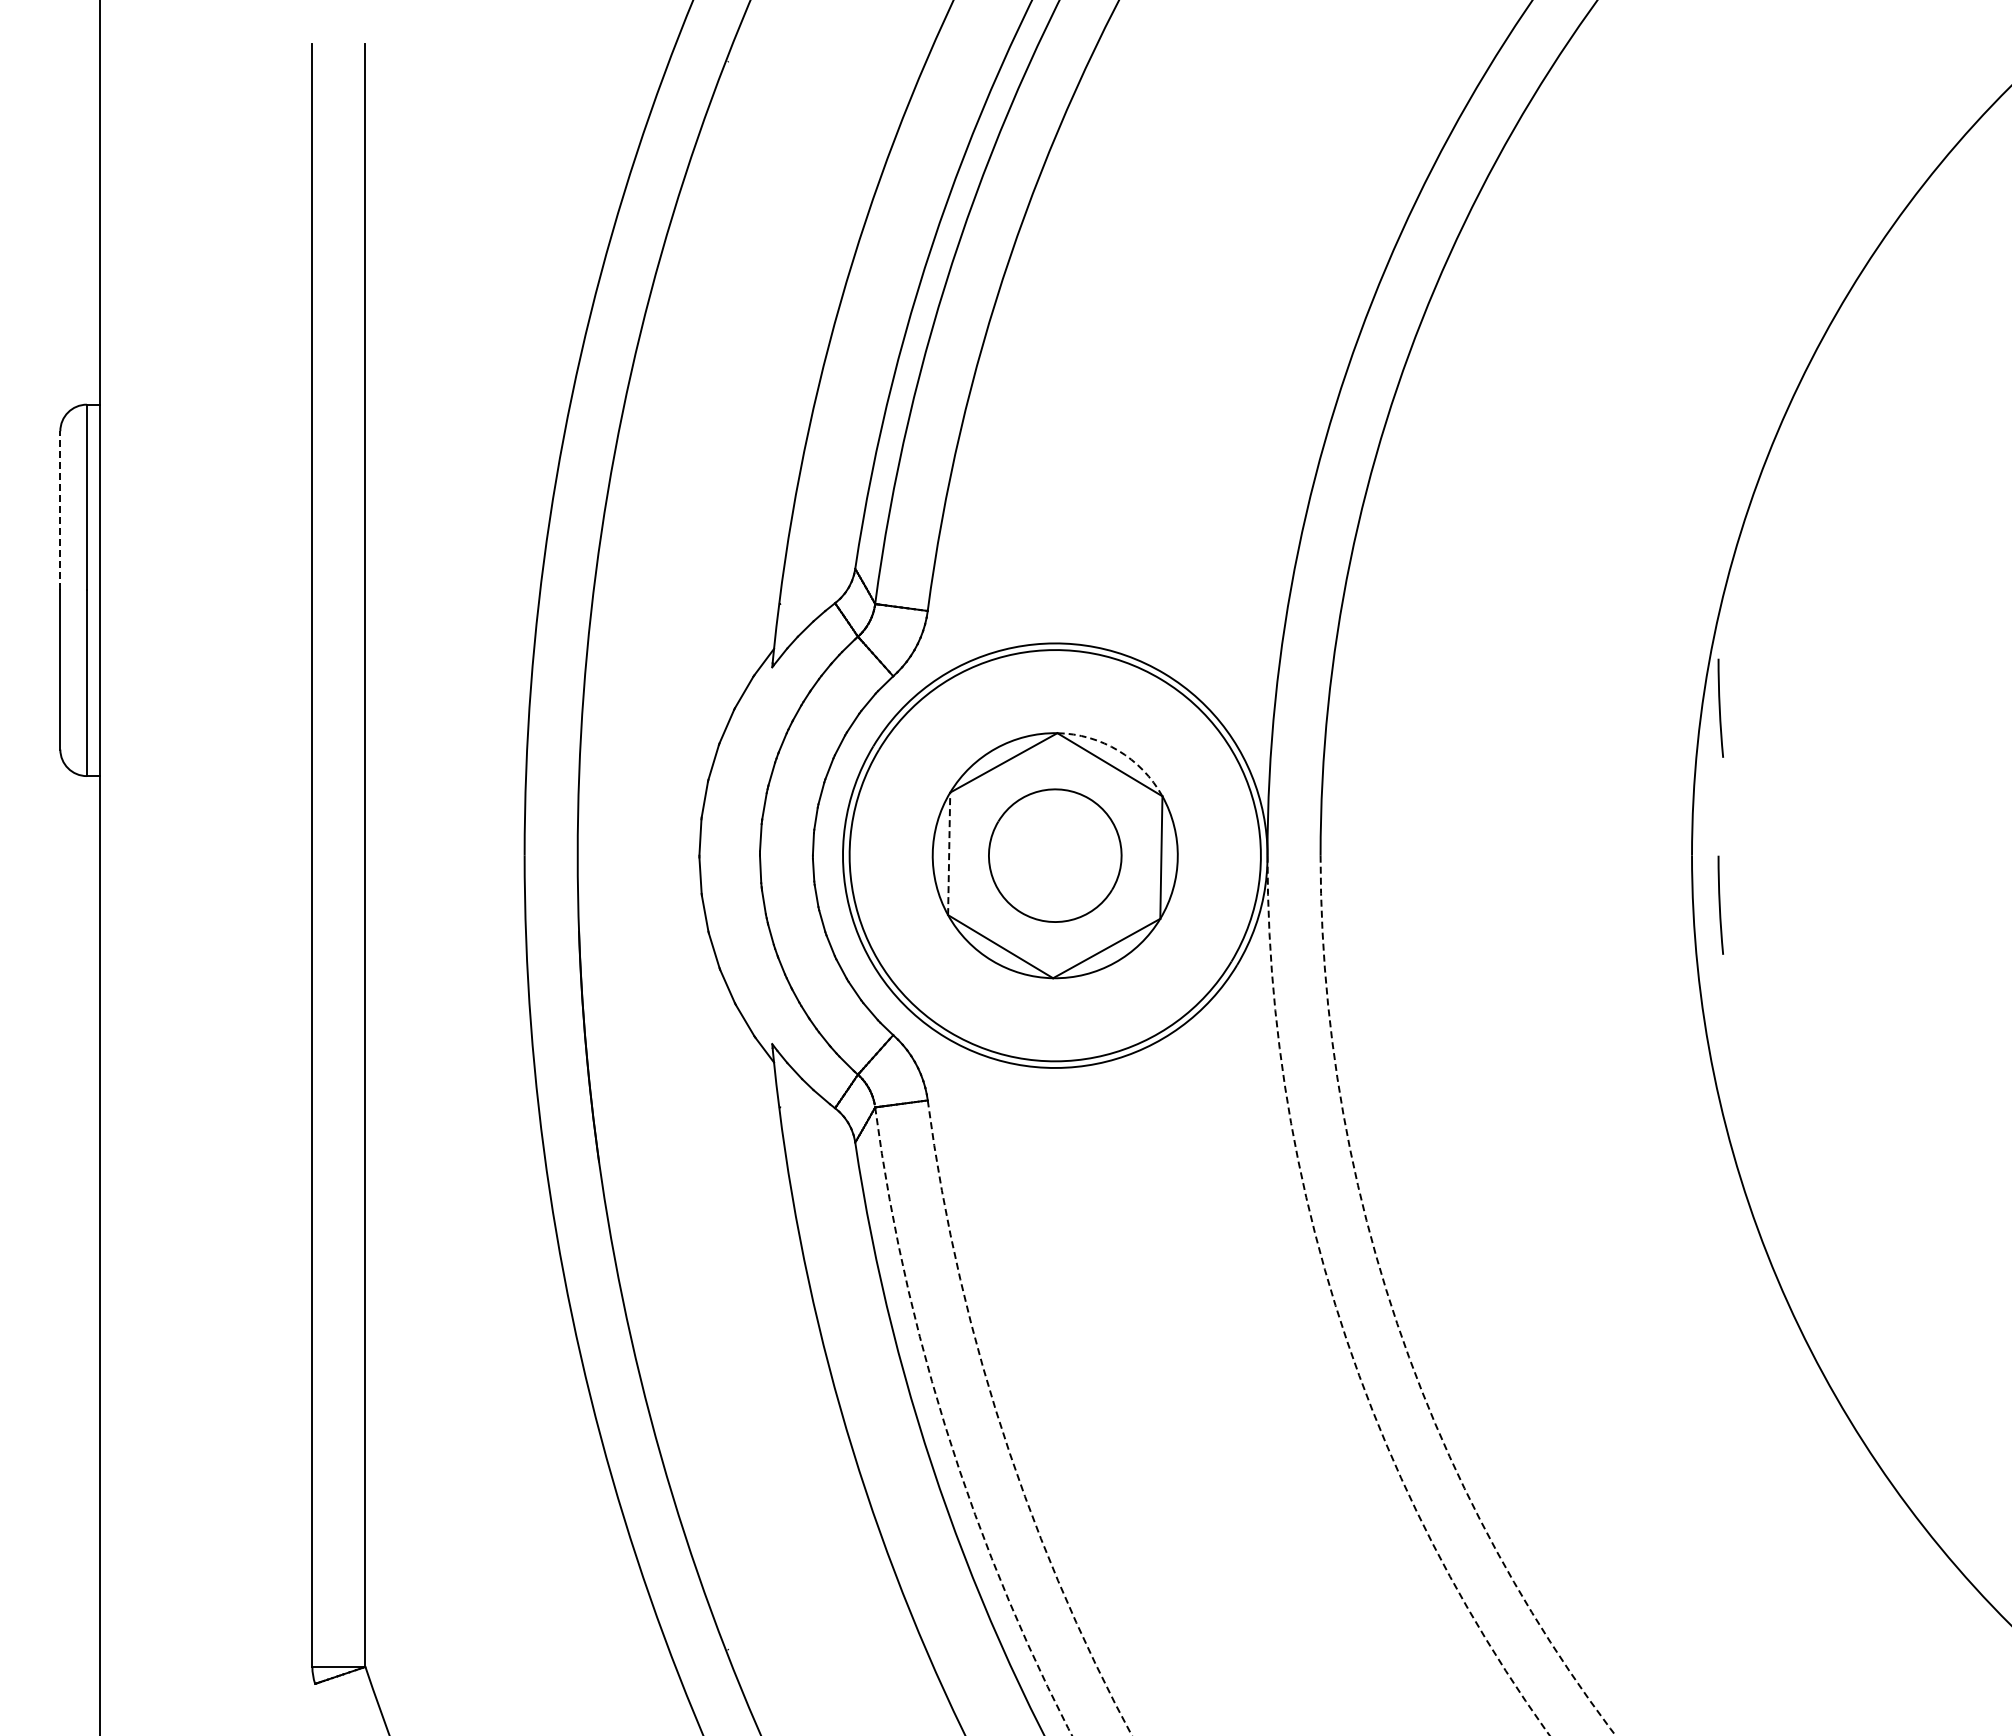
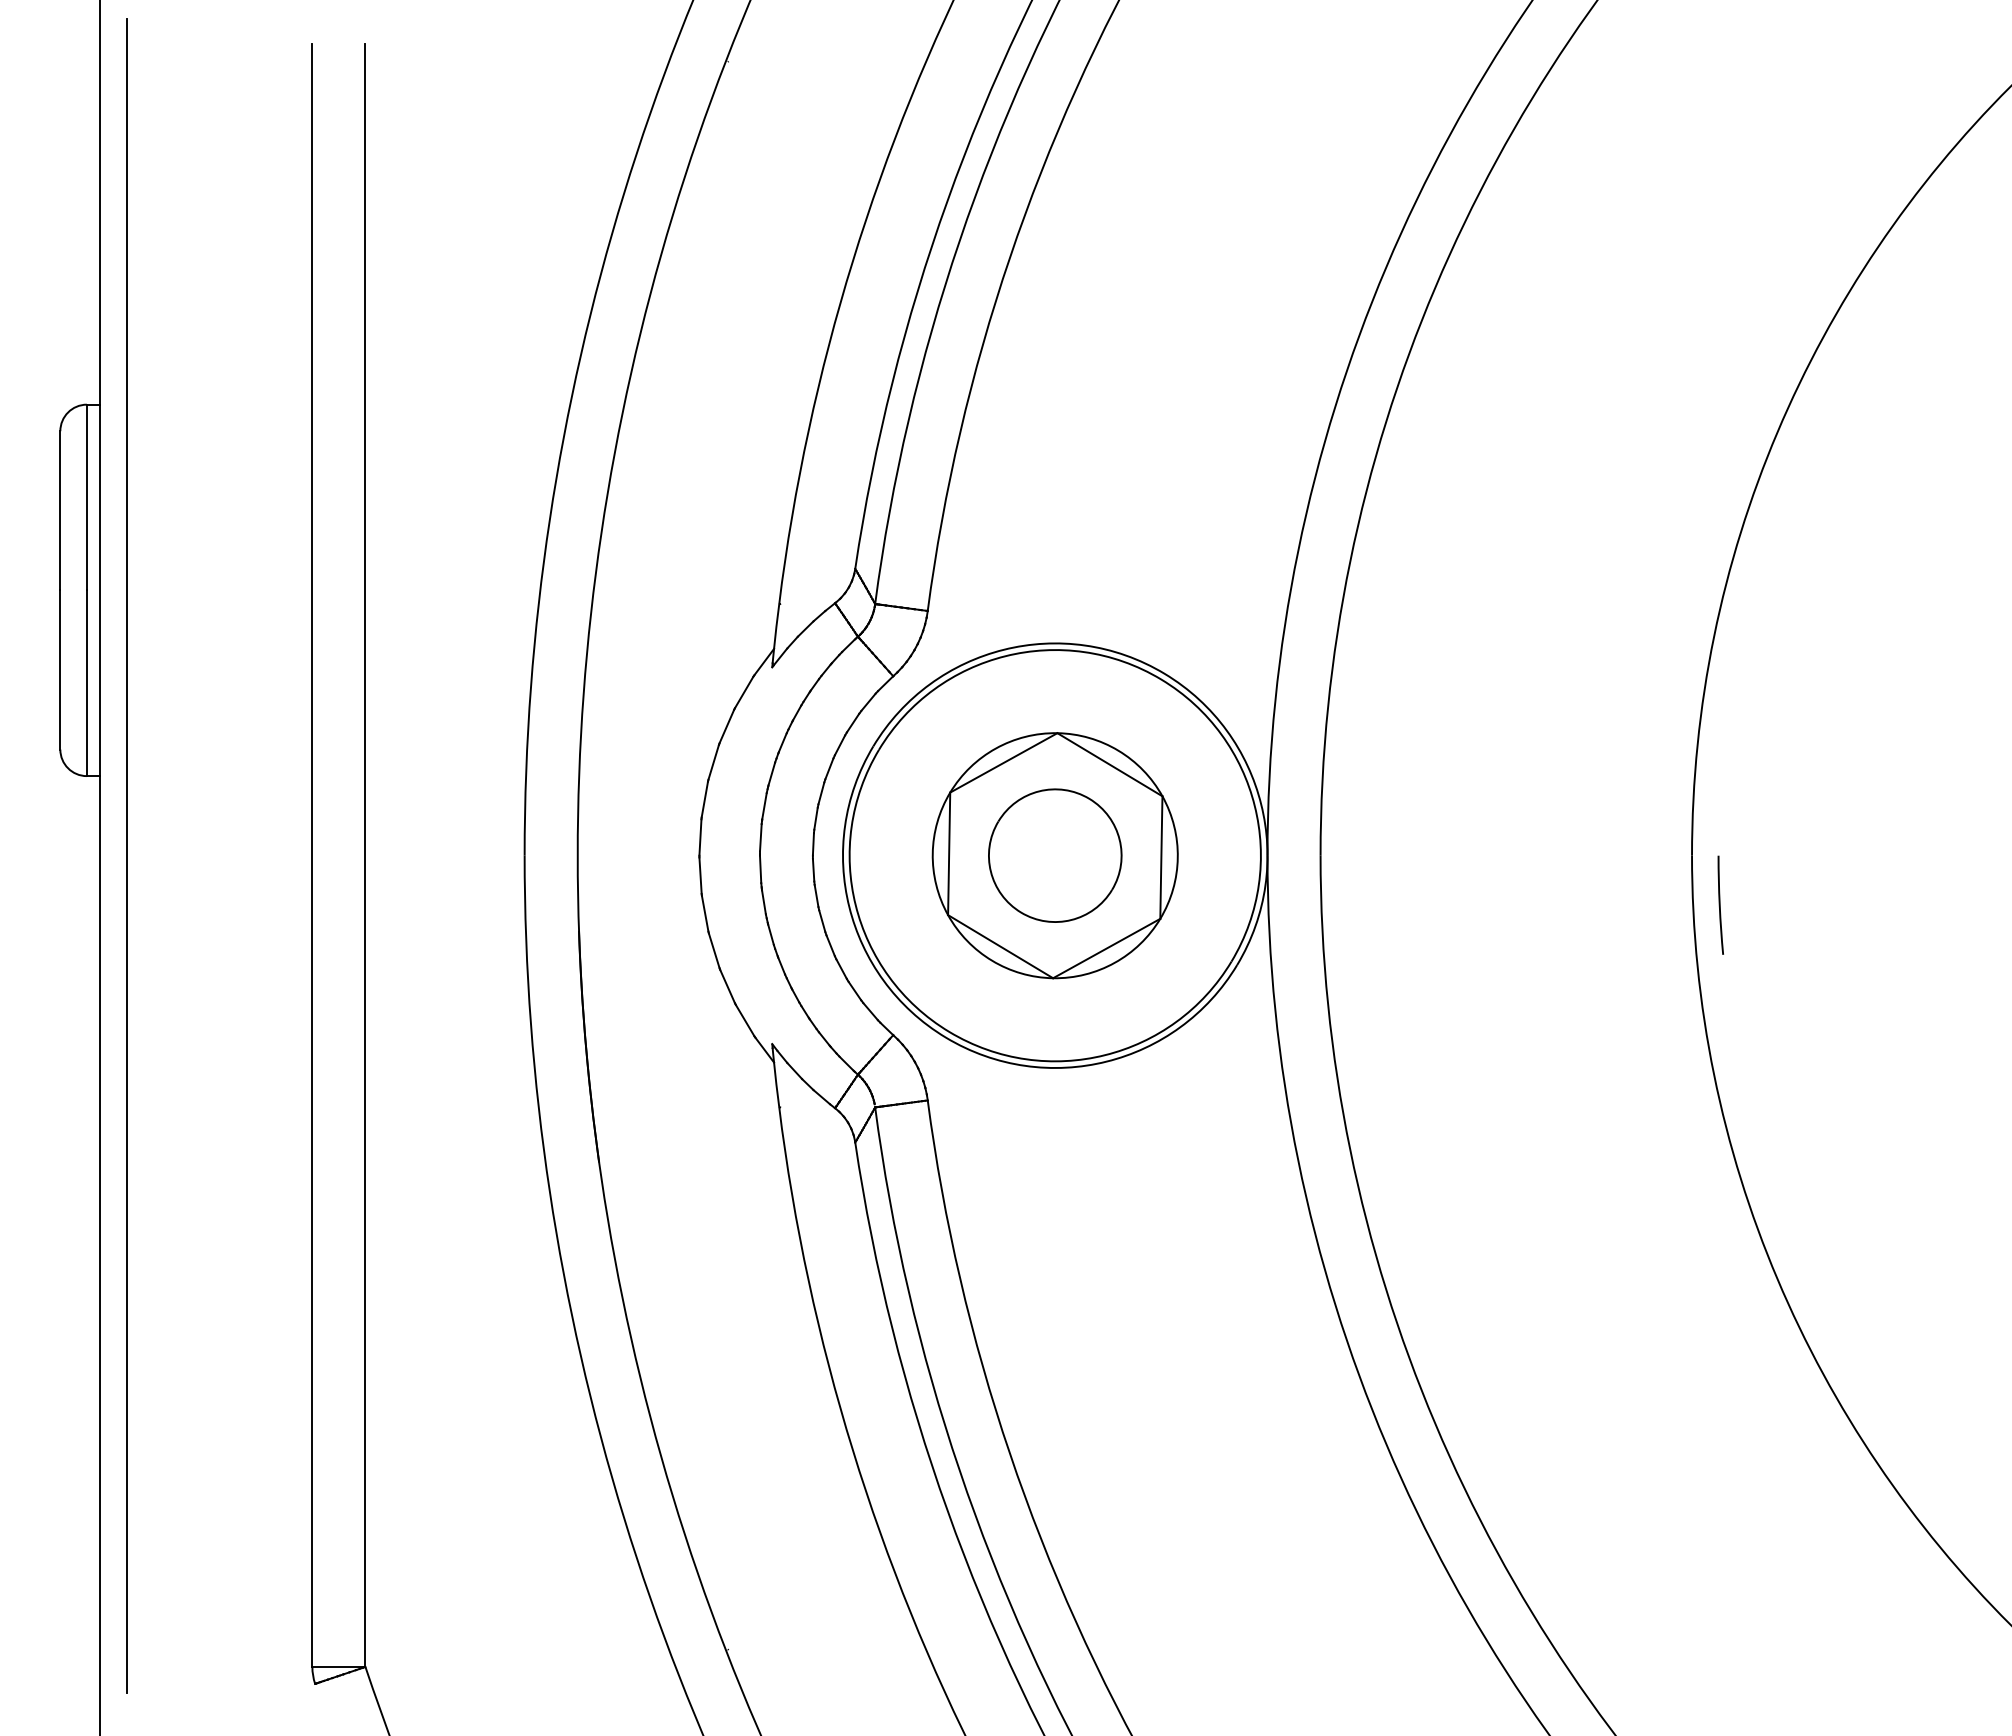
line: dashed -> solid (60, 510)
line: present -> none (1720, 707)
arc: dashed -> solid (1118, 750)
line: dashed -> solid (949, 853)
line: none -> present (126, 855)
arc: dashed -> solid (1339, 1318)
arc: dashed -> solid (1396, 1321)
arc: dashed -> solid (1001, 1427)
arc: dashed -> solid (946, 1430)
